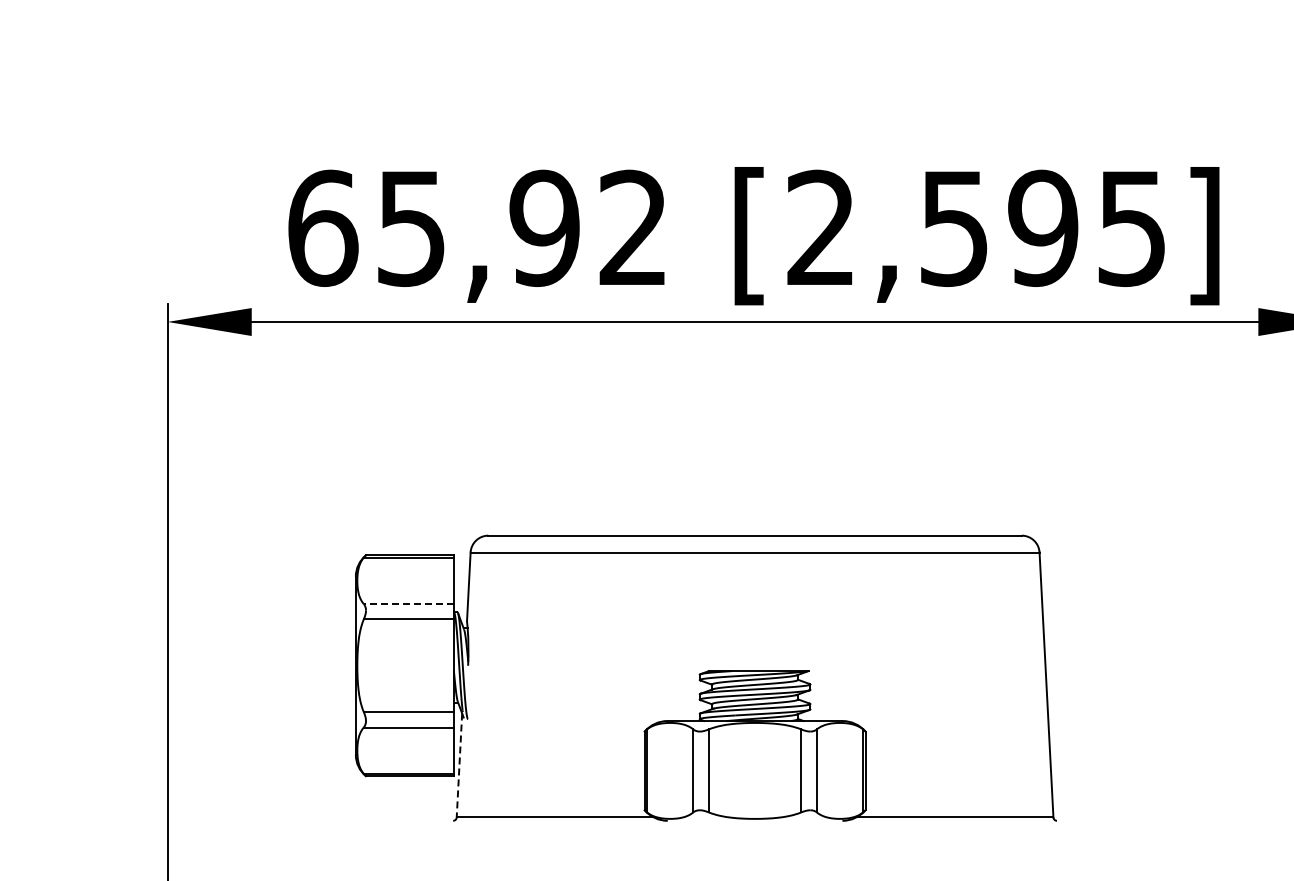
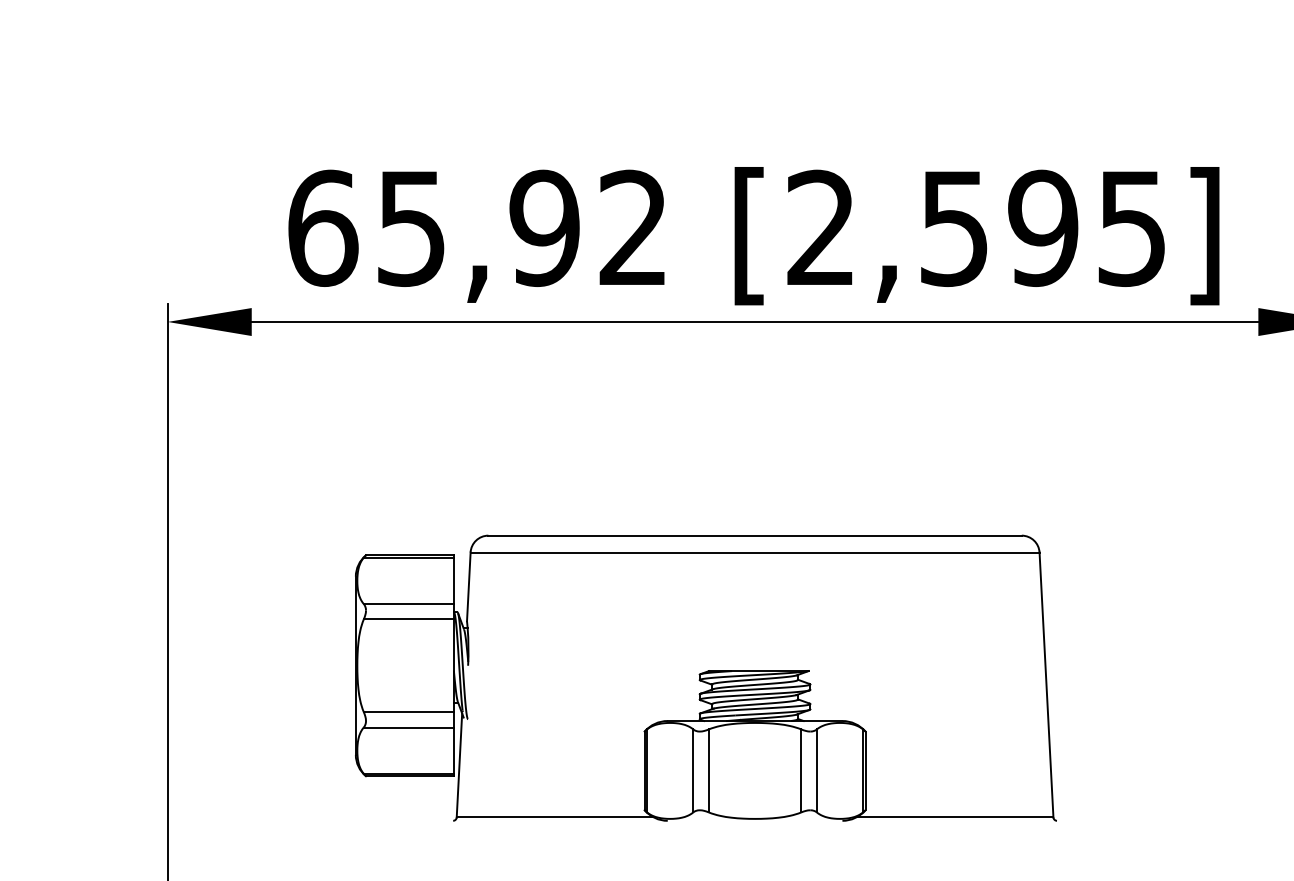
line: dashed -> solid (408, 604)
line: dashed -> solid (459, 765)
